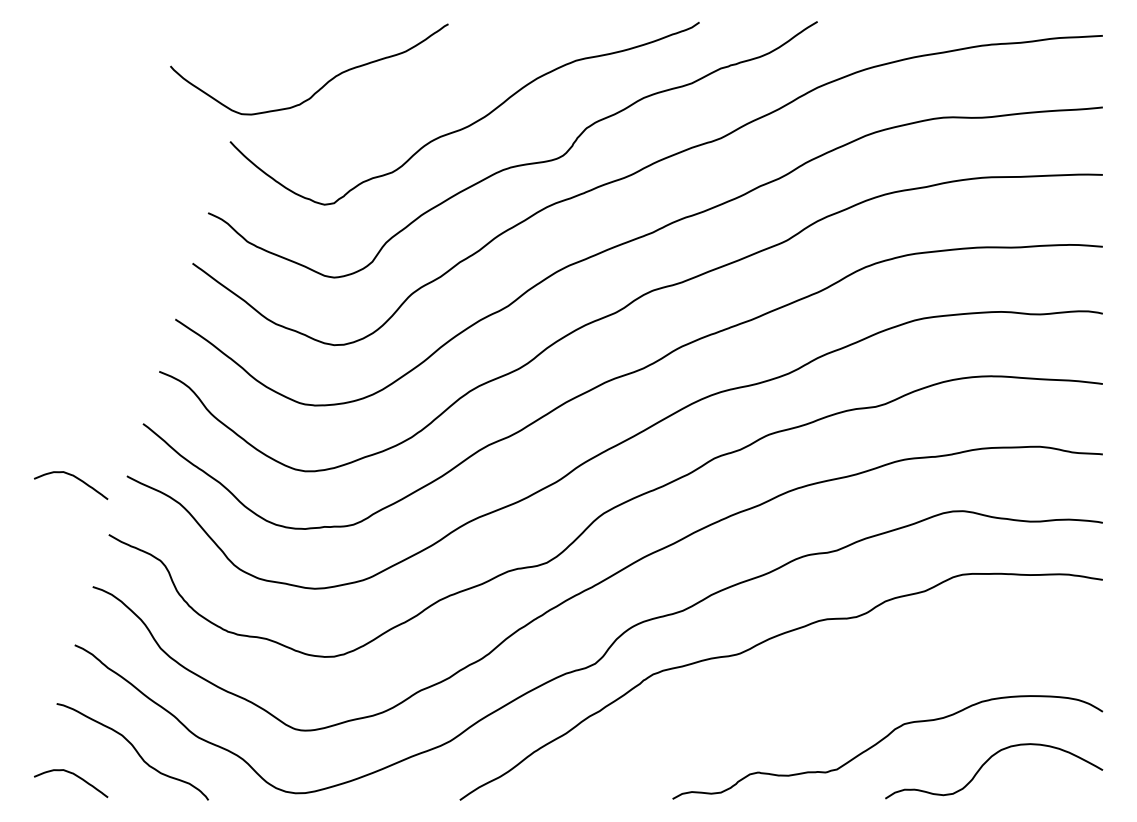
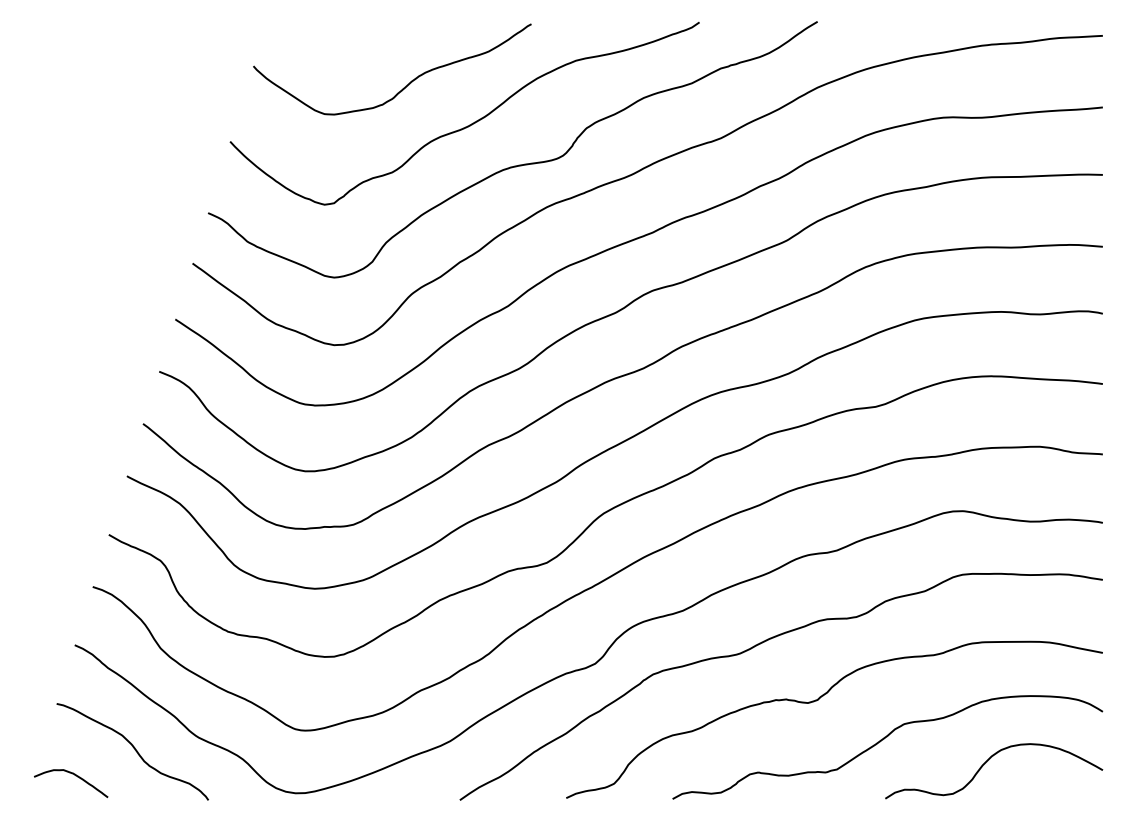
curve position: (321, 86) -> (404, 86) (404, 86)
curve: present -> none (75, 478)
curve: none -> present (818, 700)
